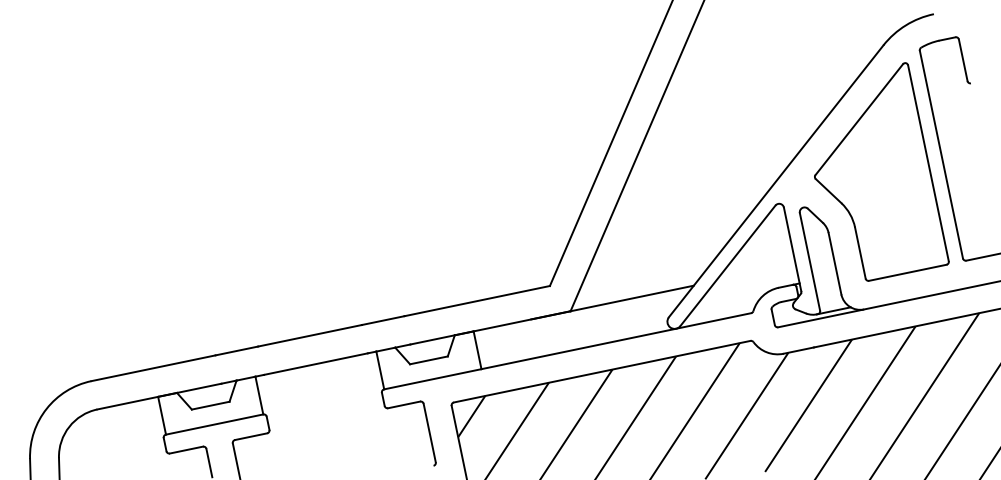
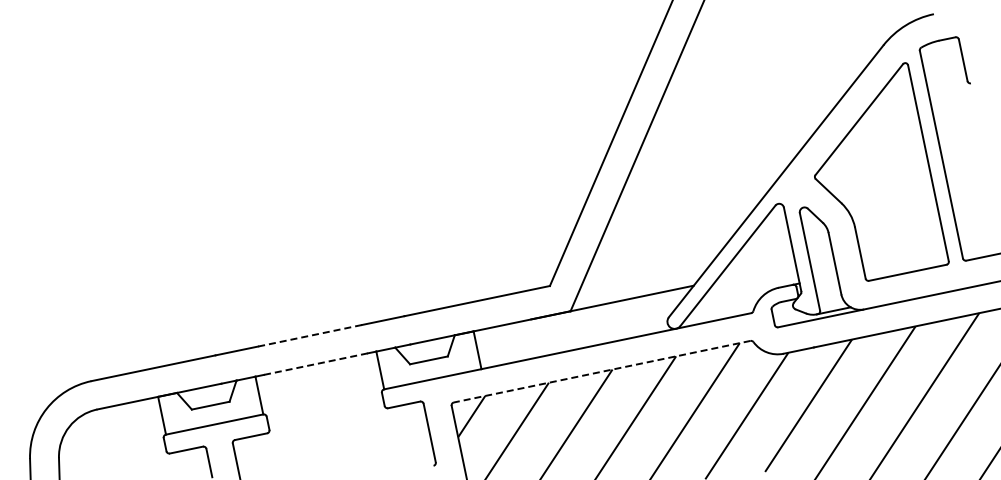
line: solid -> dashed (309, 335)
line: solid -> dashed (315, 364)
line: solid -> dashed (601, 371)
